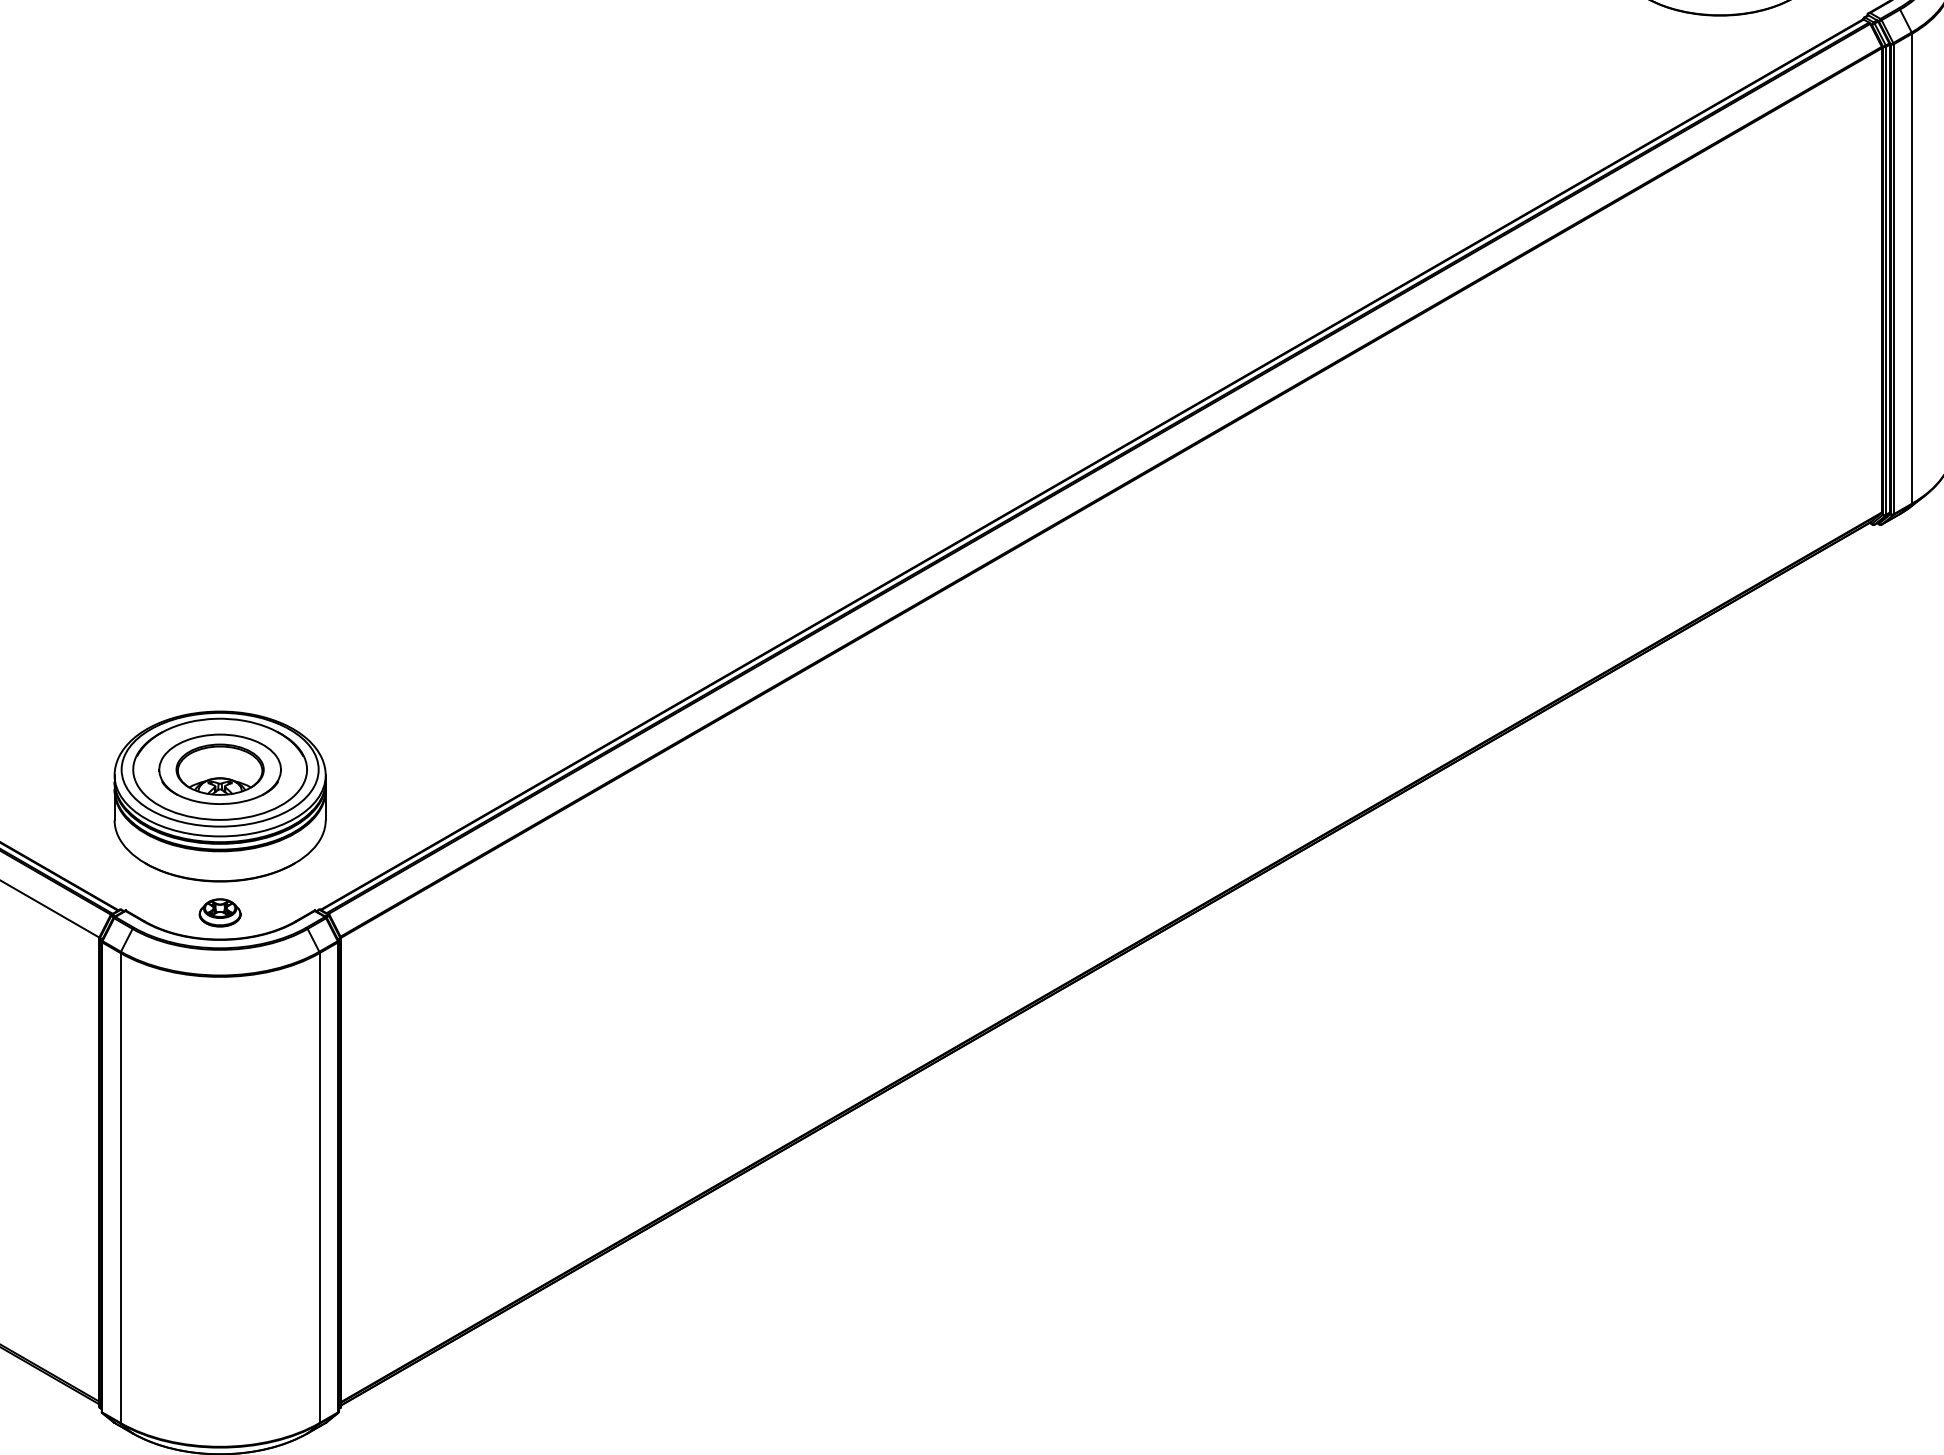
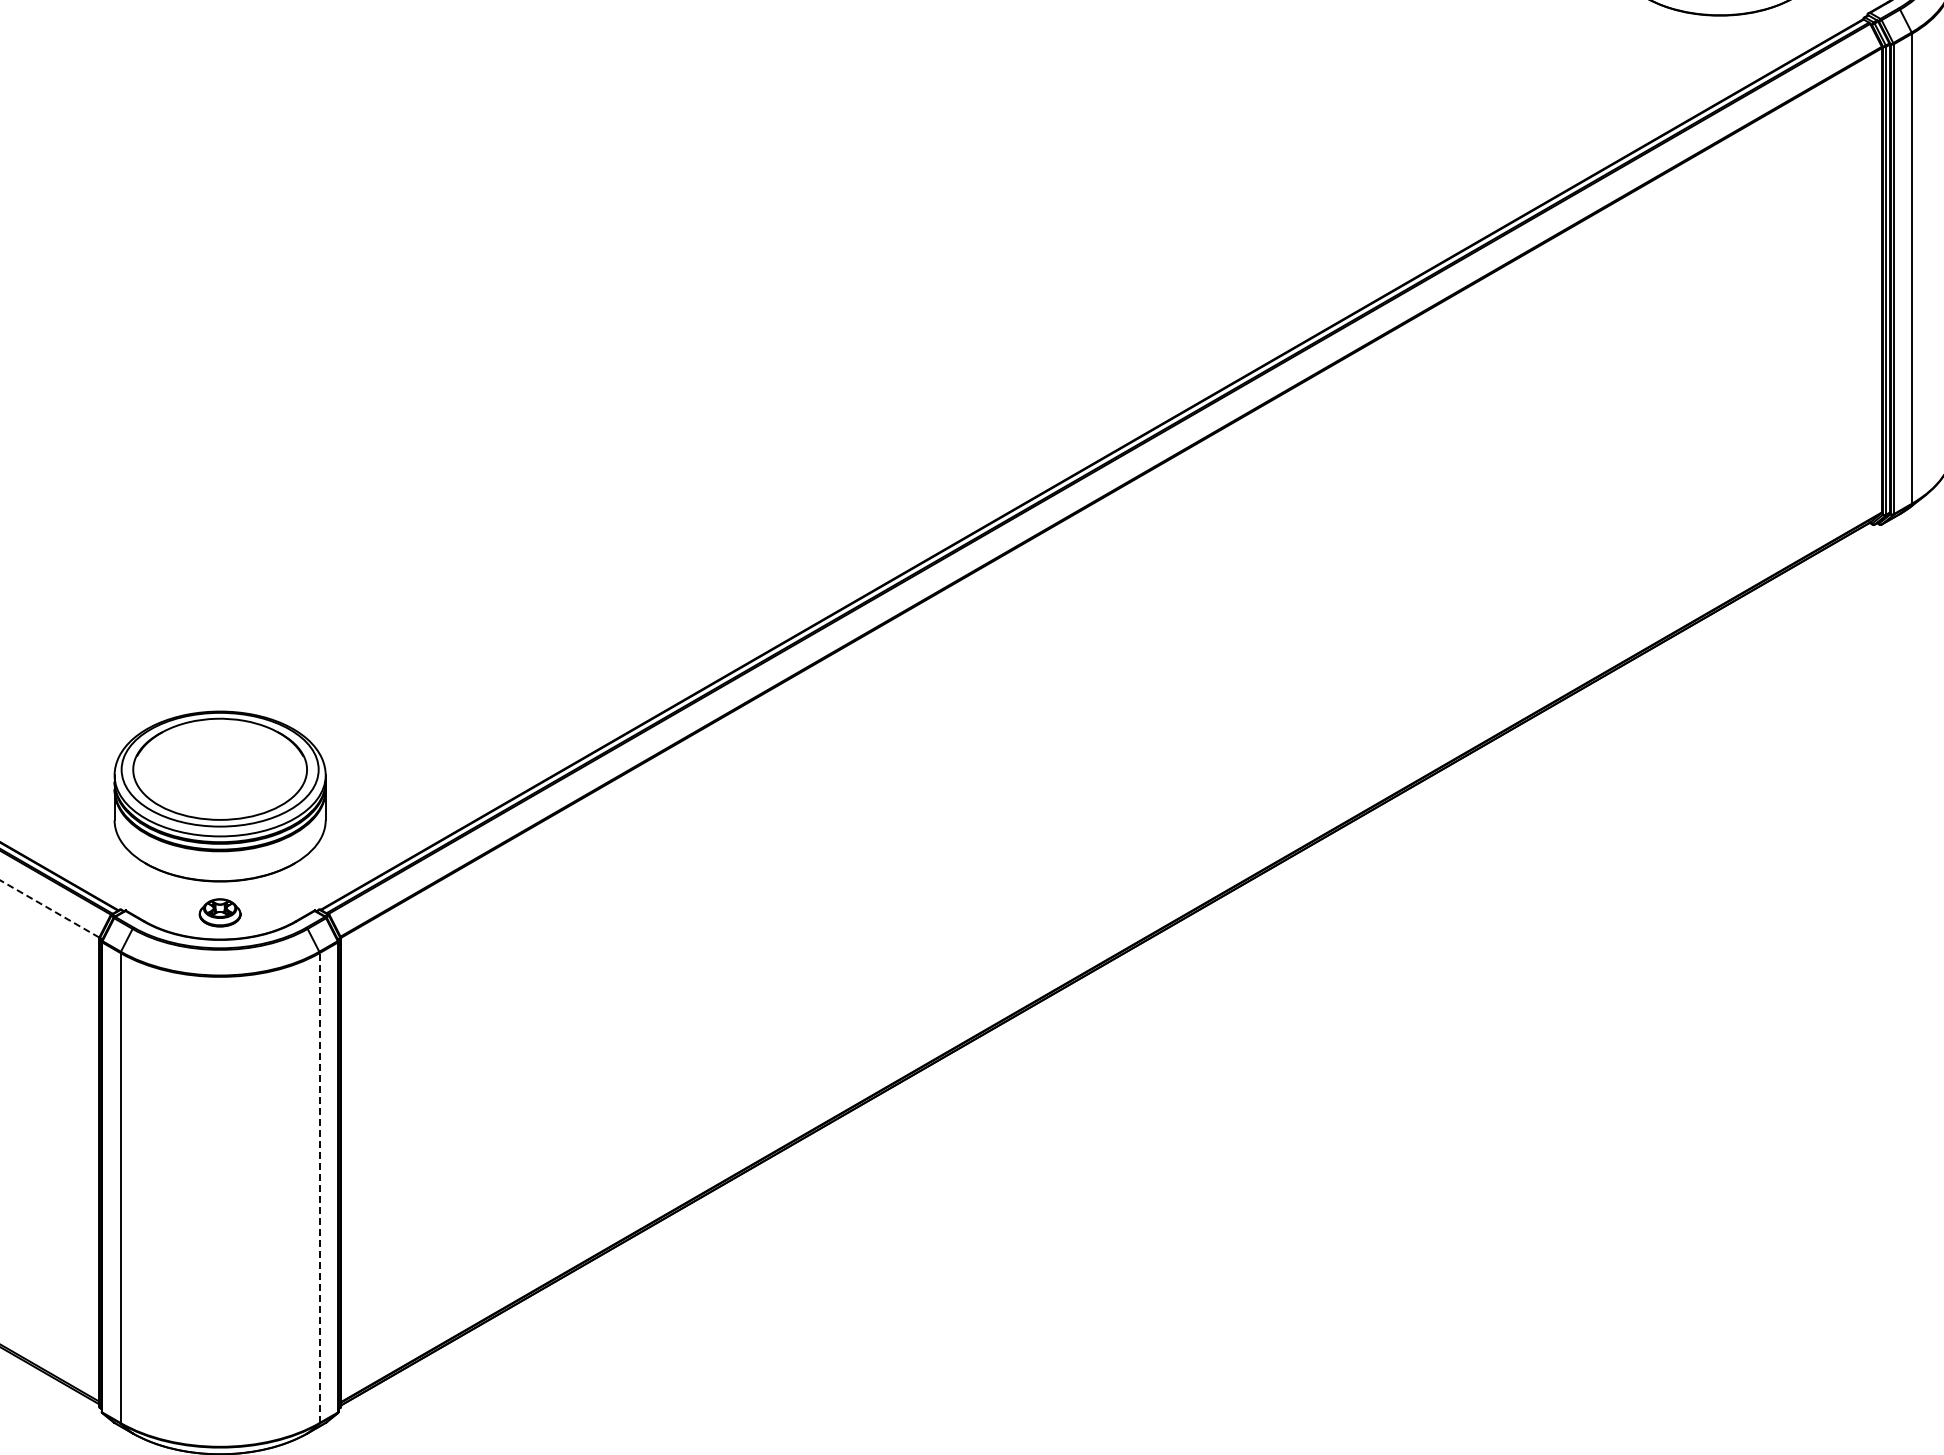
part: present -> none (219, 768)
line: solid -> dashed (49, 909)
line: solid -> dashed (319, 1188)
